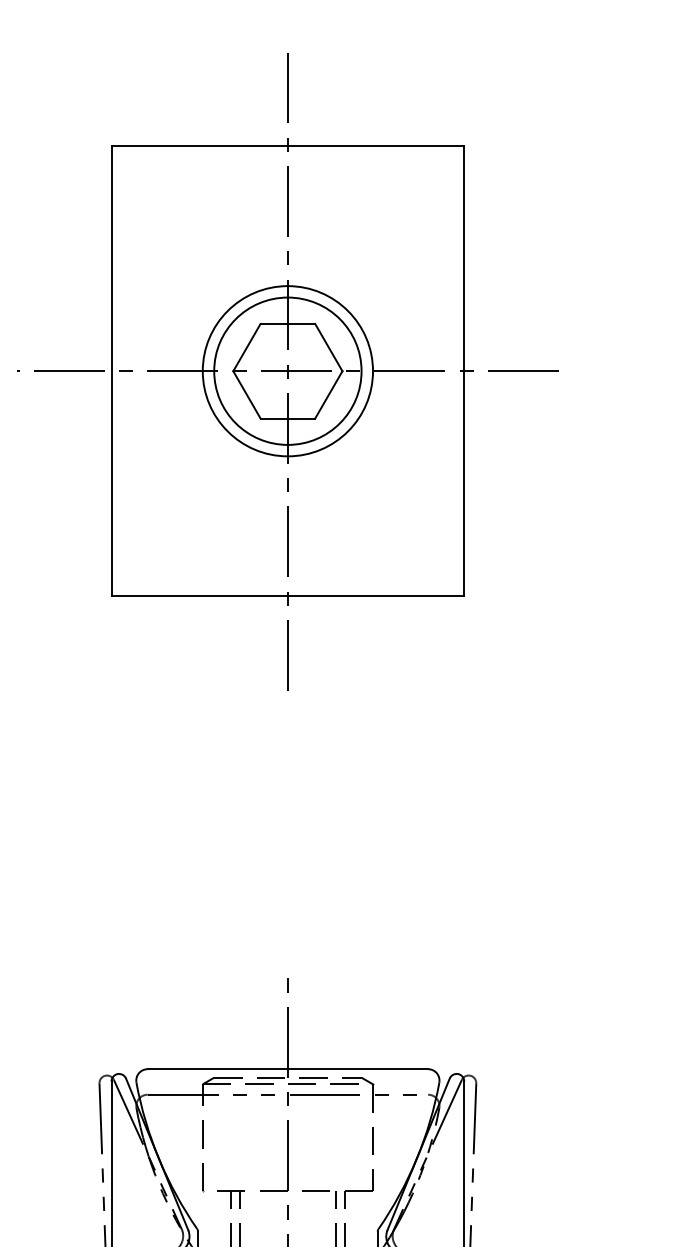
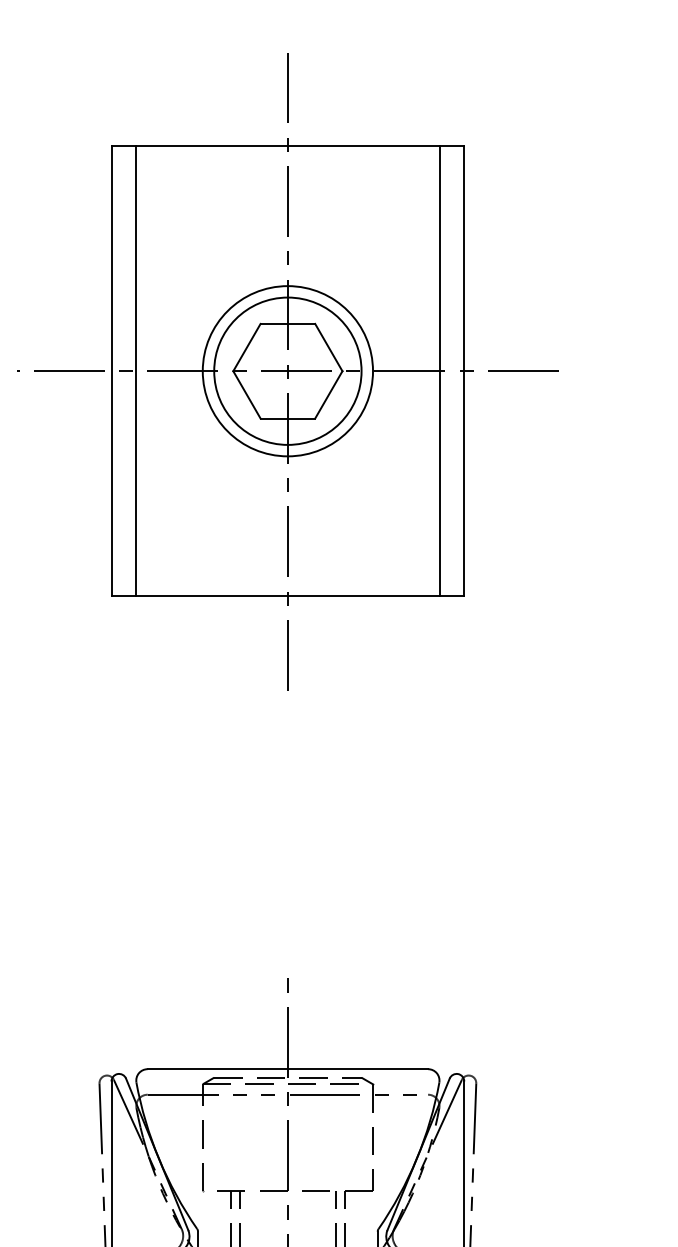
line: none -> present (136, 371)
line: none -> present (439, 371)
